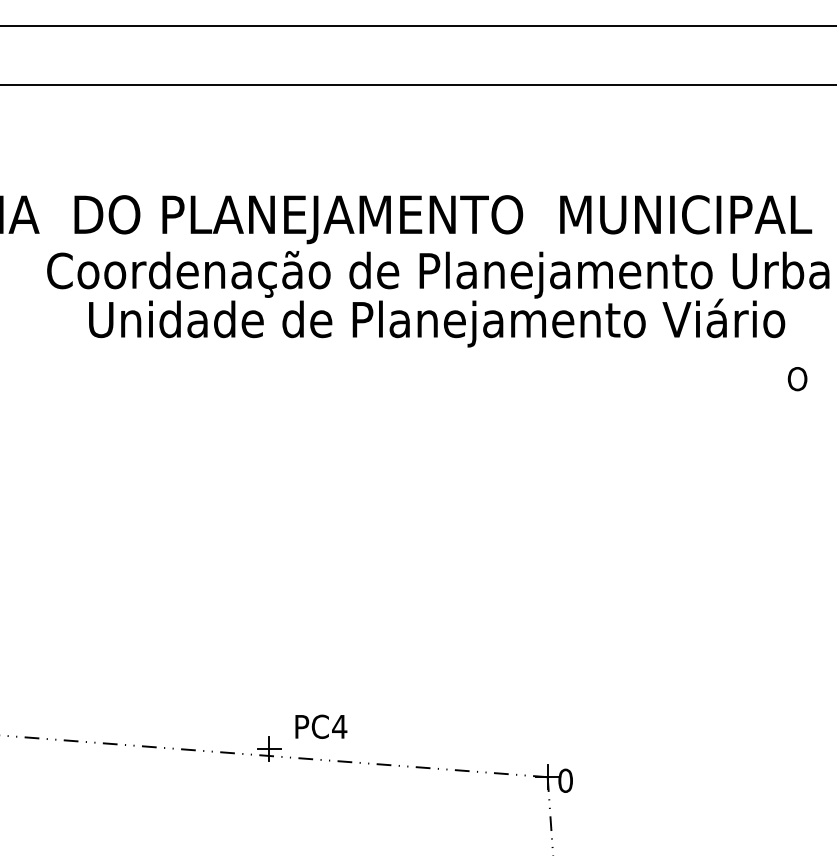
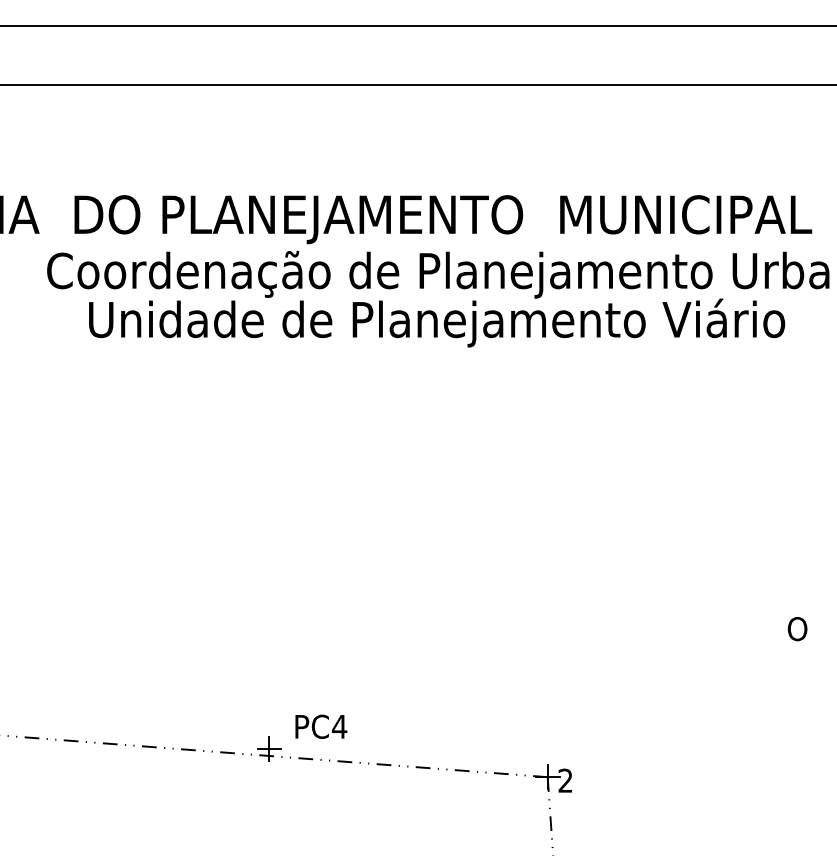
text position: (797, 379) -> (797, 629) (797, 629)
text: 0 -> 2 (565, 780)
